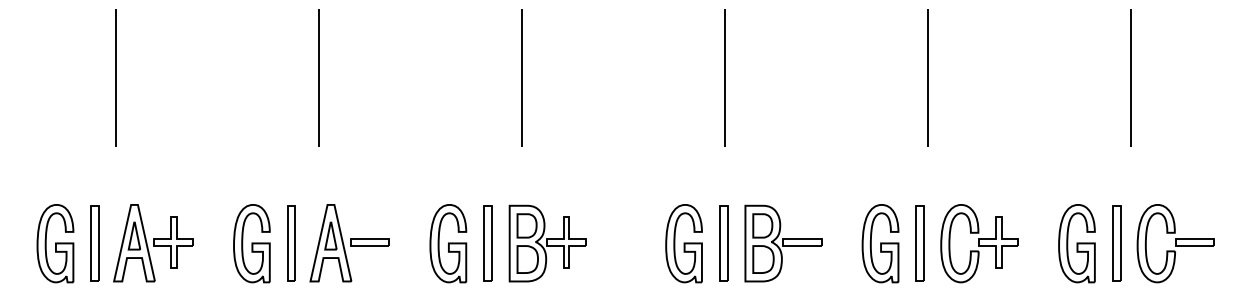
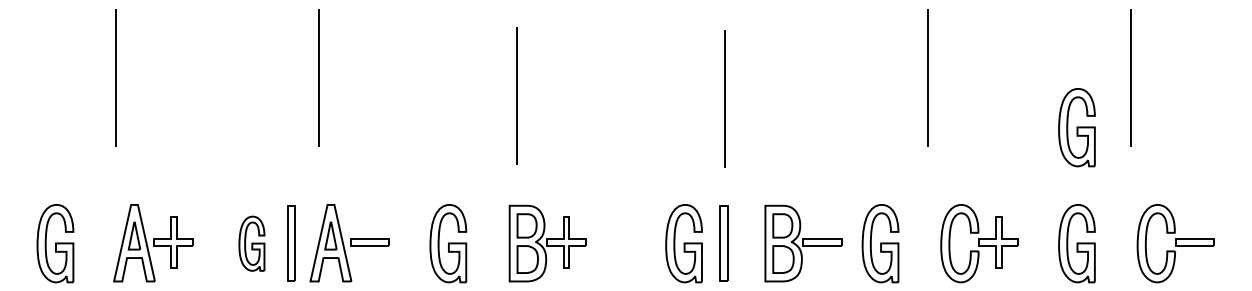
line position: (521, 77) -> (516, 95) (516, 95)
line position: (724, 77) -> (724, 98) (724, 98)
part: none -> present (1076, 127)
part: present -> none (94, 243)
part size: 38x80 px -> 28x57 px (251, 243)
part: present -> none (487, 243)
part position: (783, 243) -> (803, 243) (803, 243)
part: present -> none (919, 243)
part: present -> none (1116, 243)
